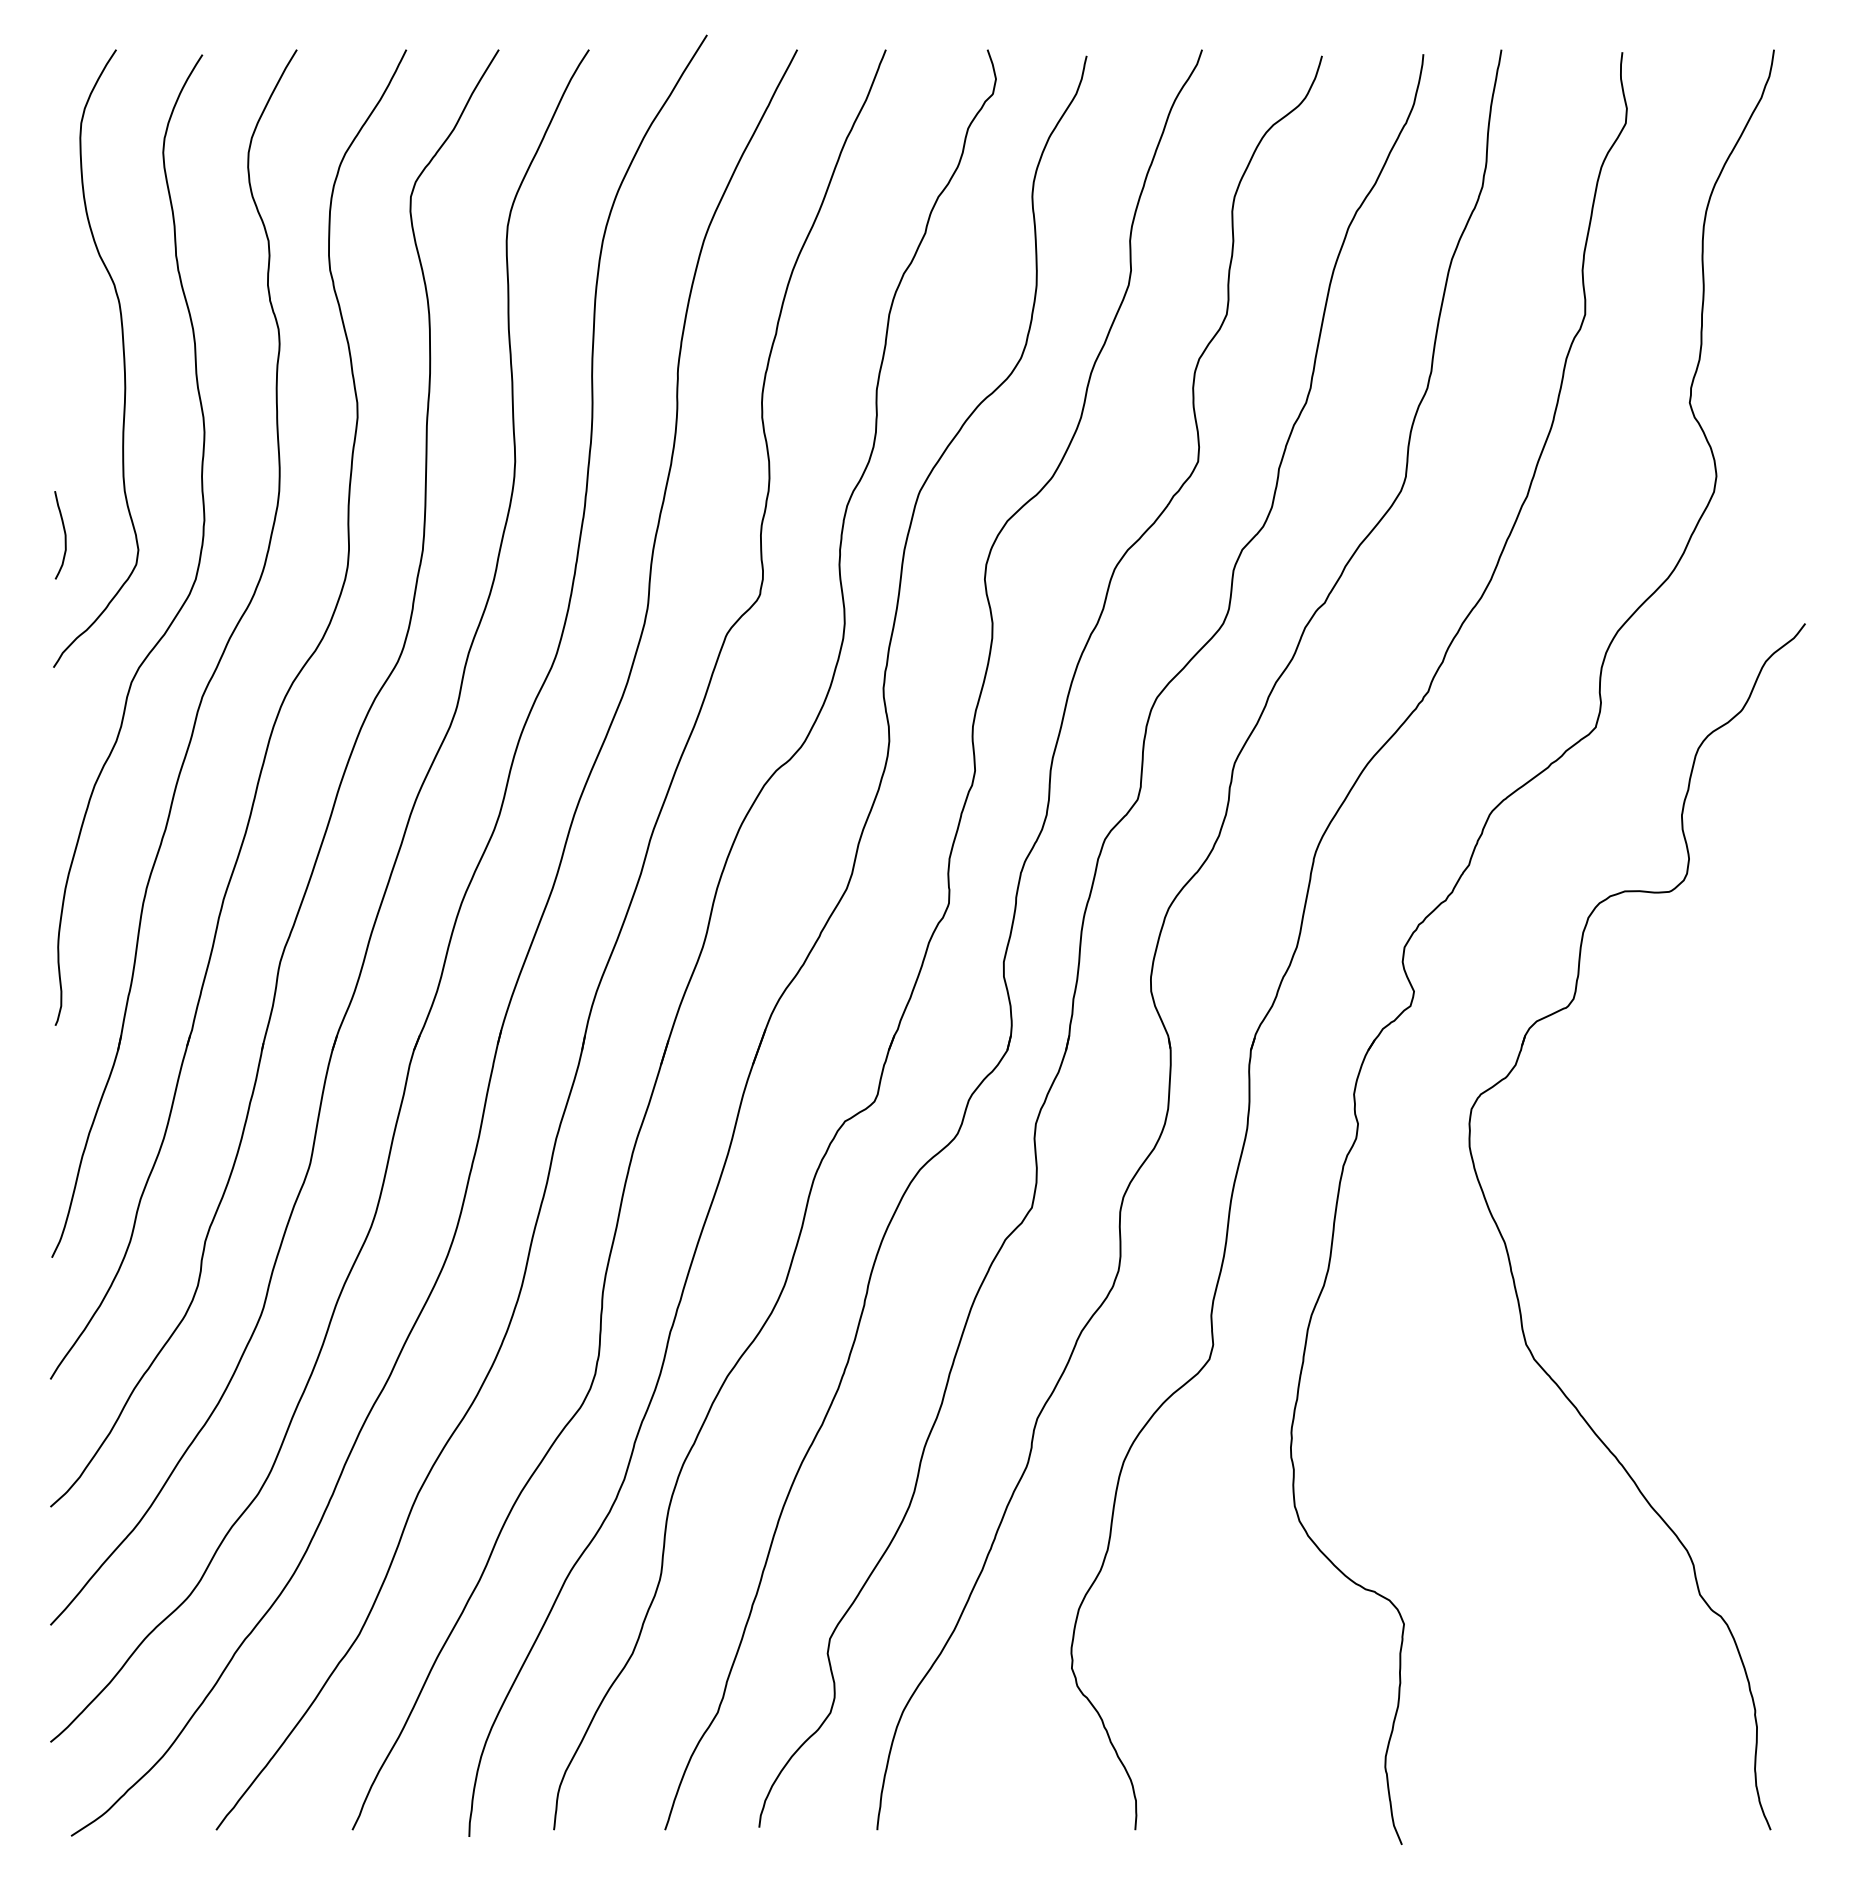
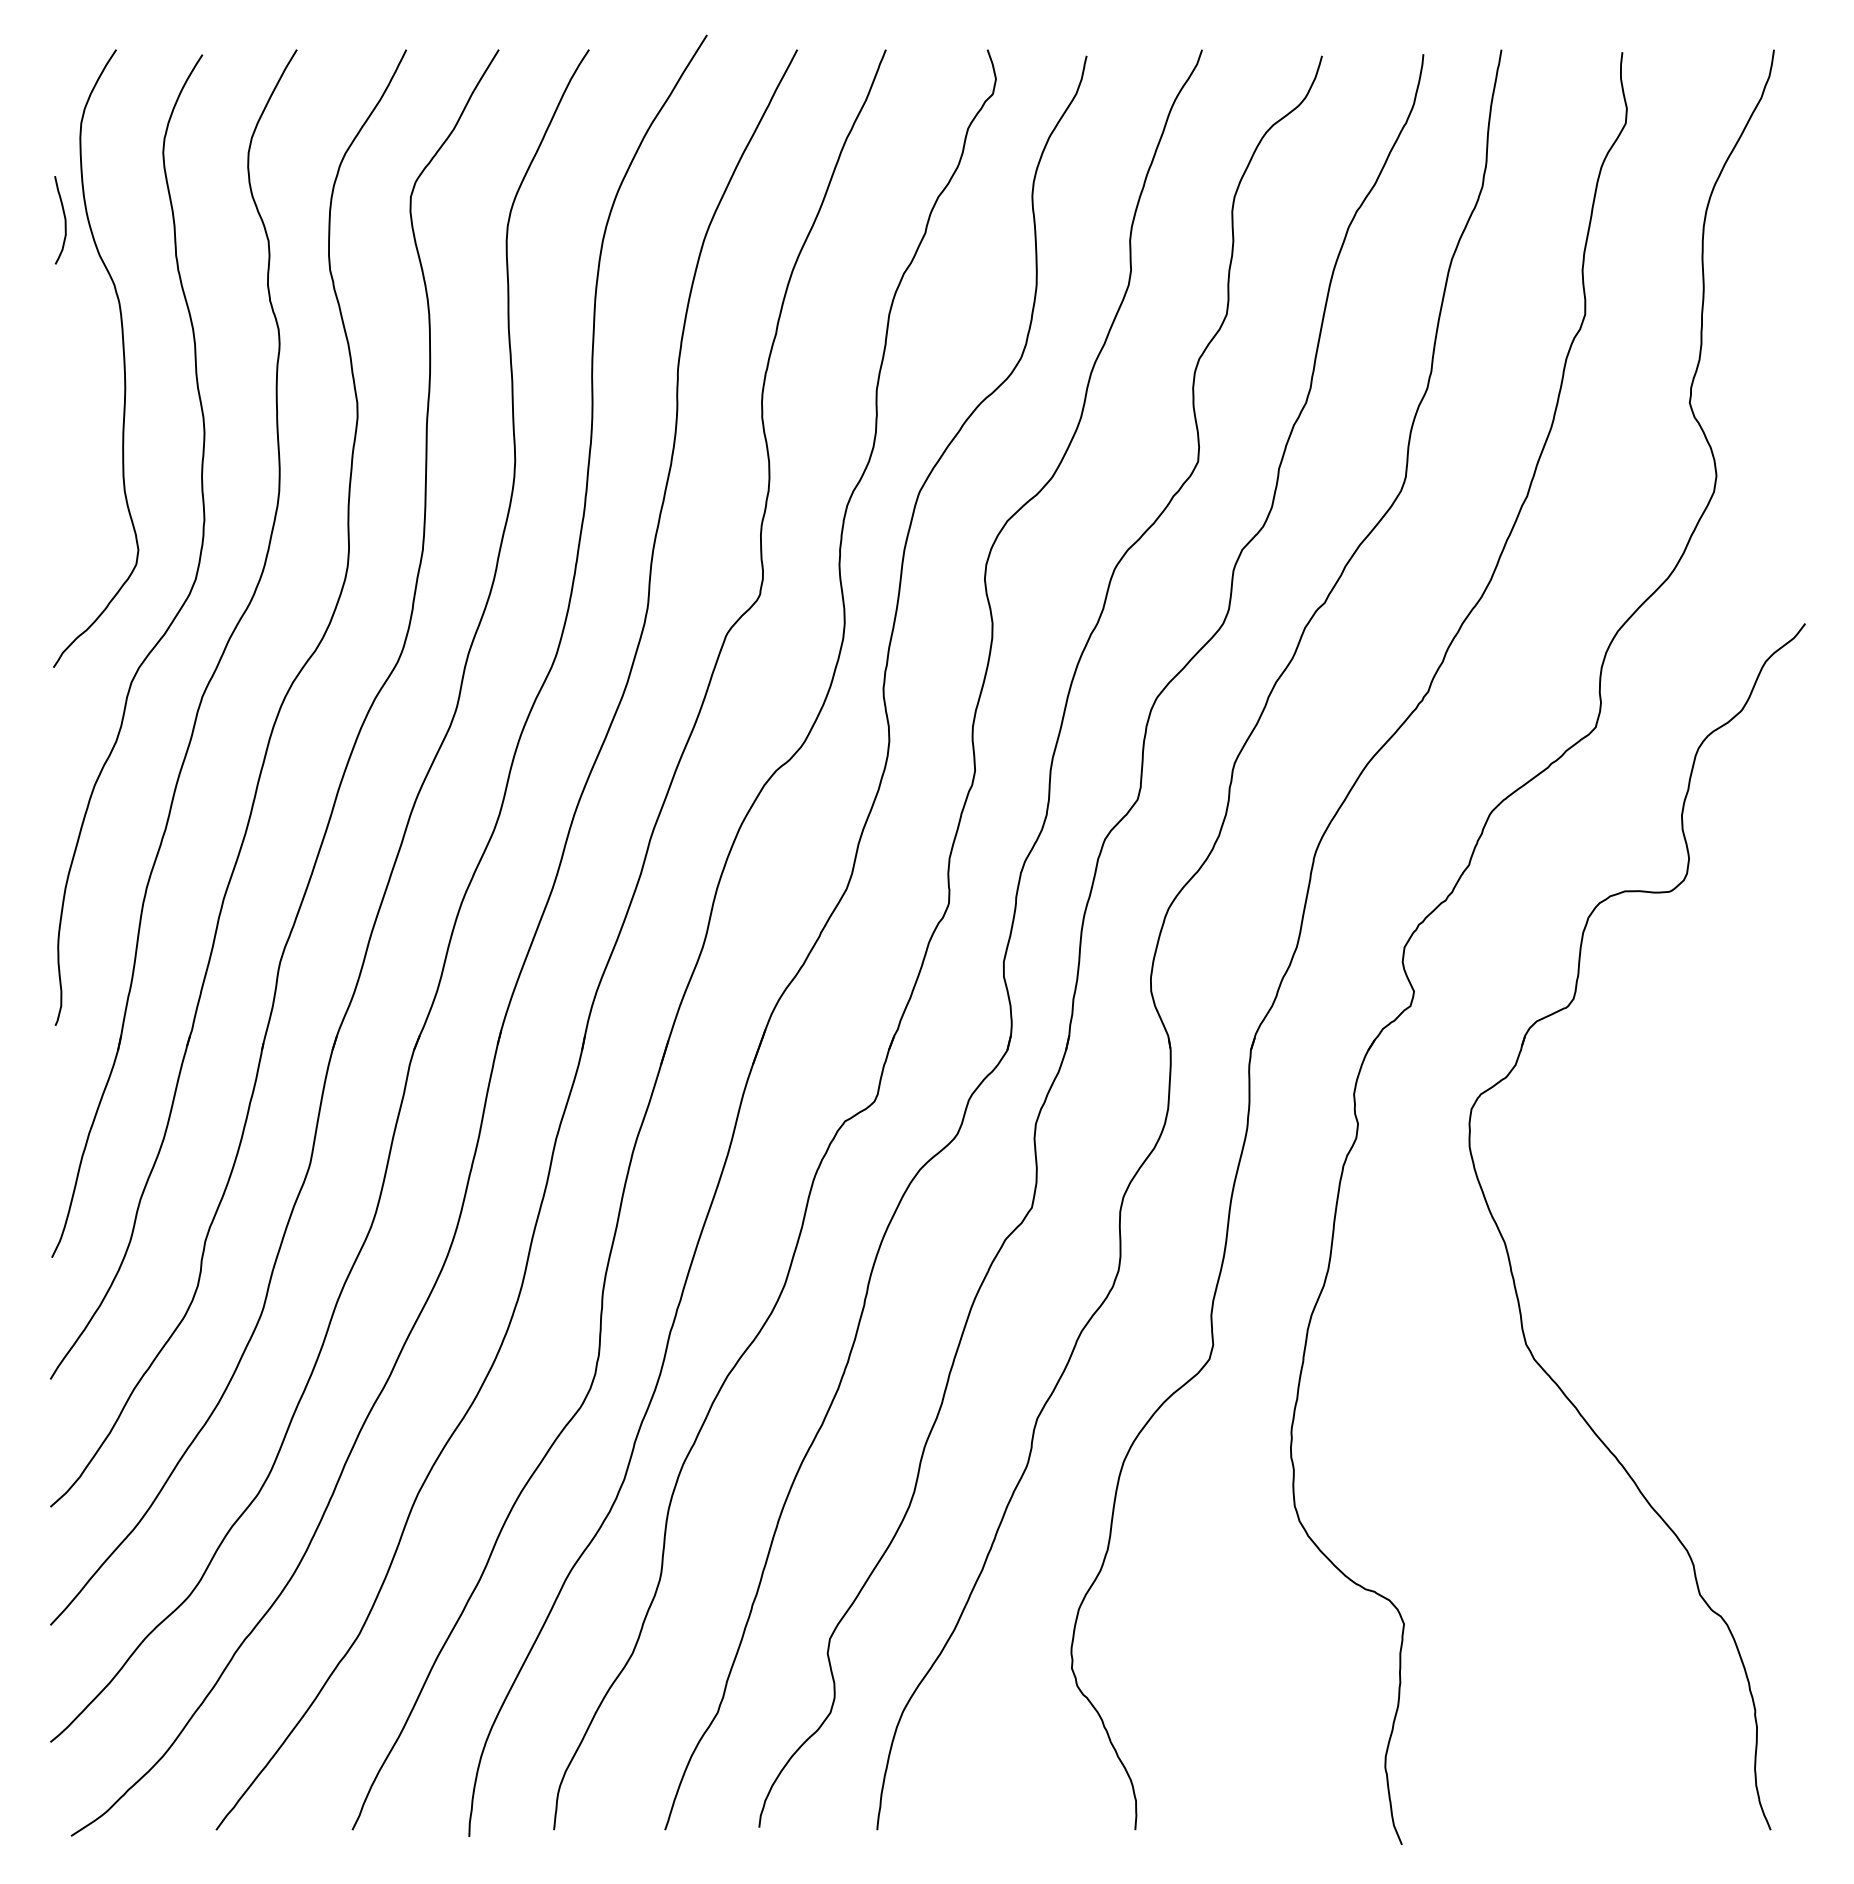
curve position: (64, 535) -> (64, 220) (64, 220)
